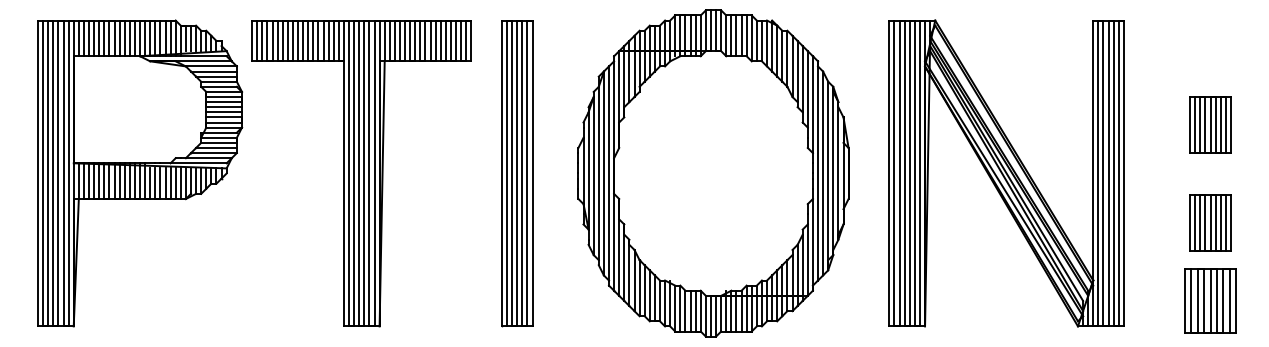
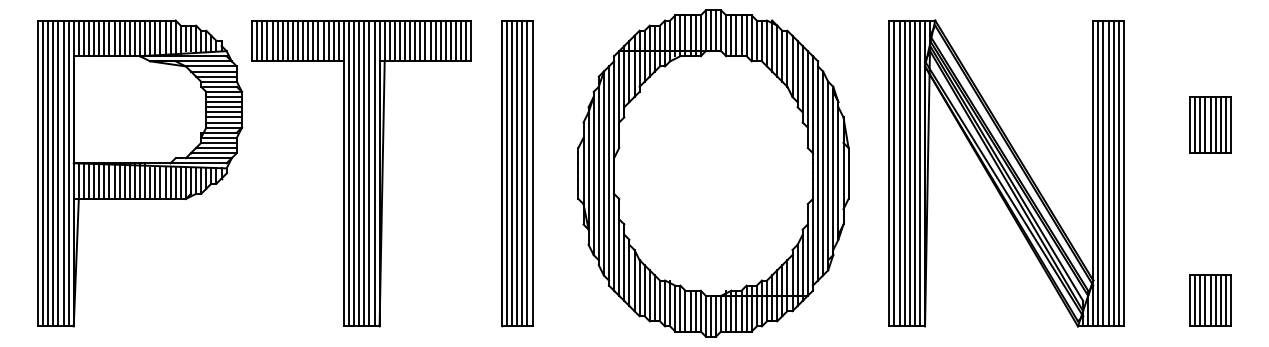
part: present -> none (1210, 222)
part size: 53x66 px -> 43x53 px (1210, 300)
